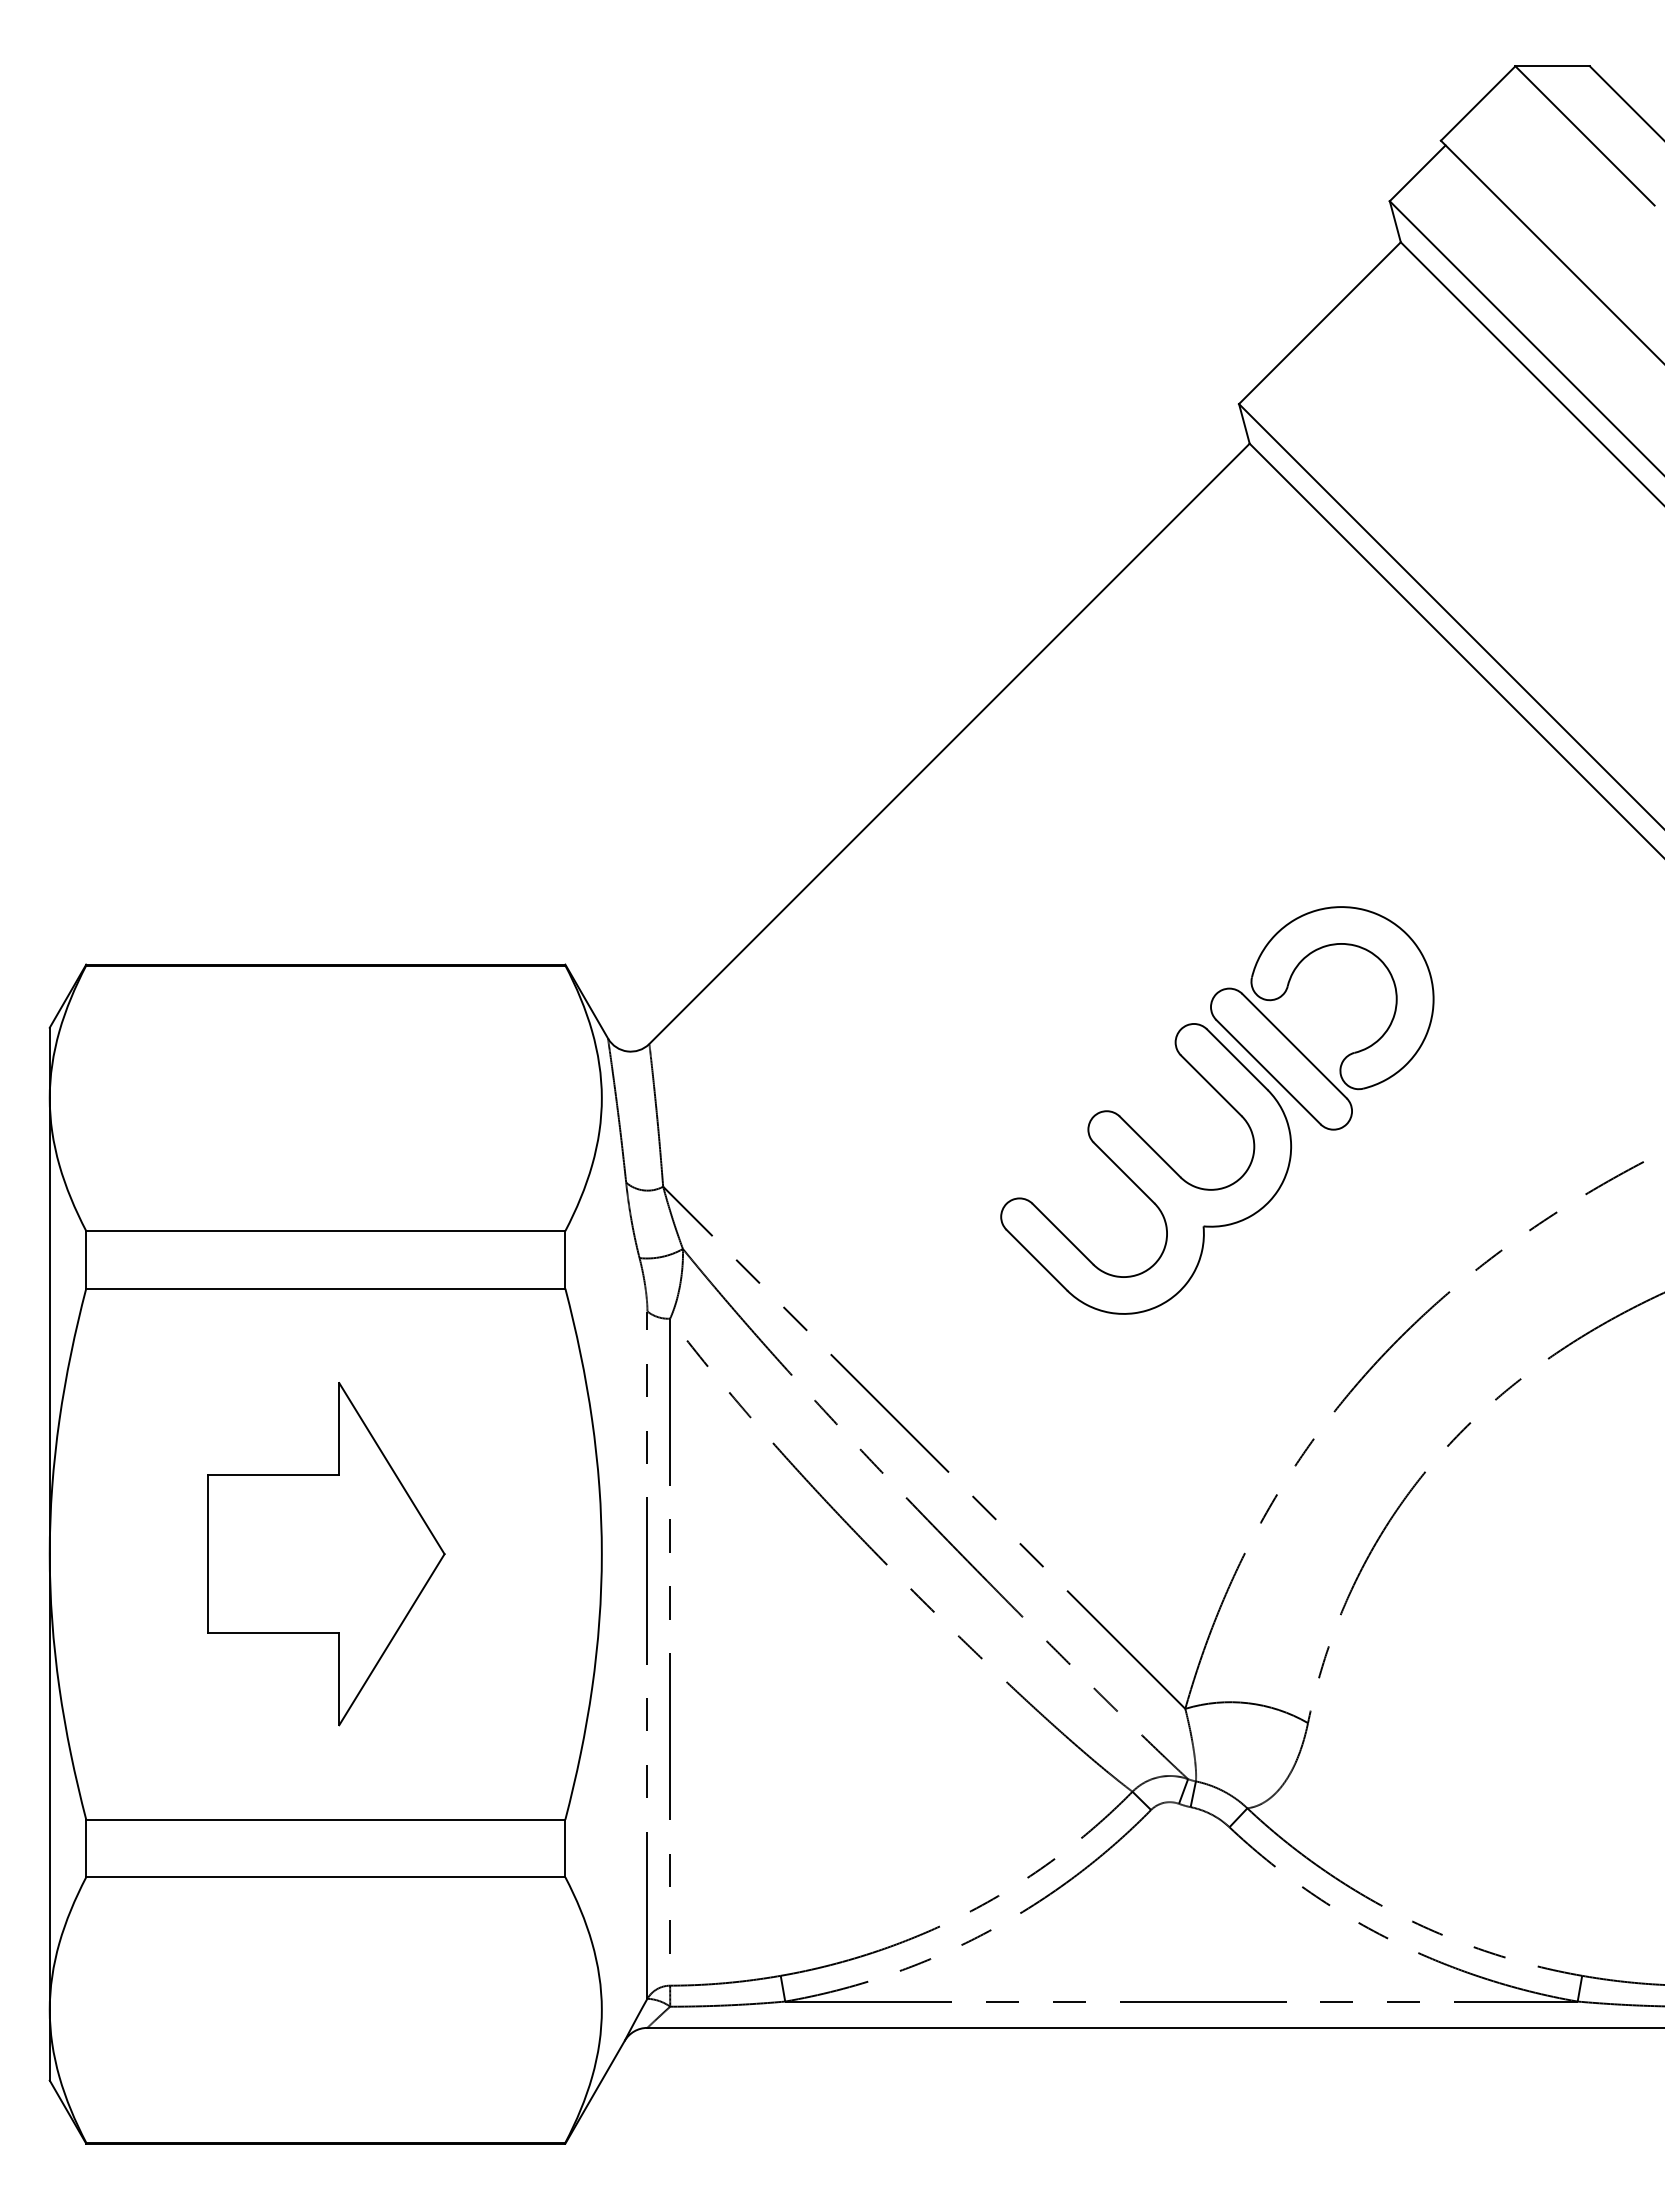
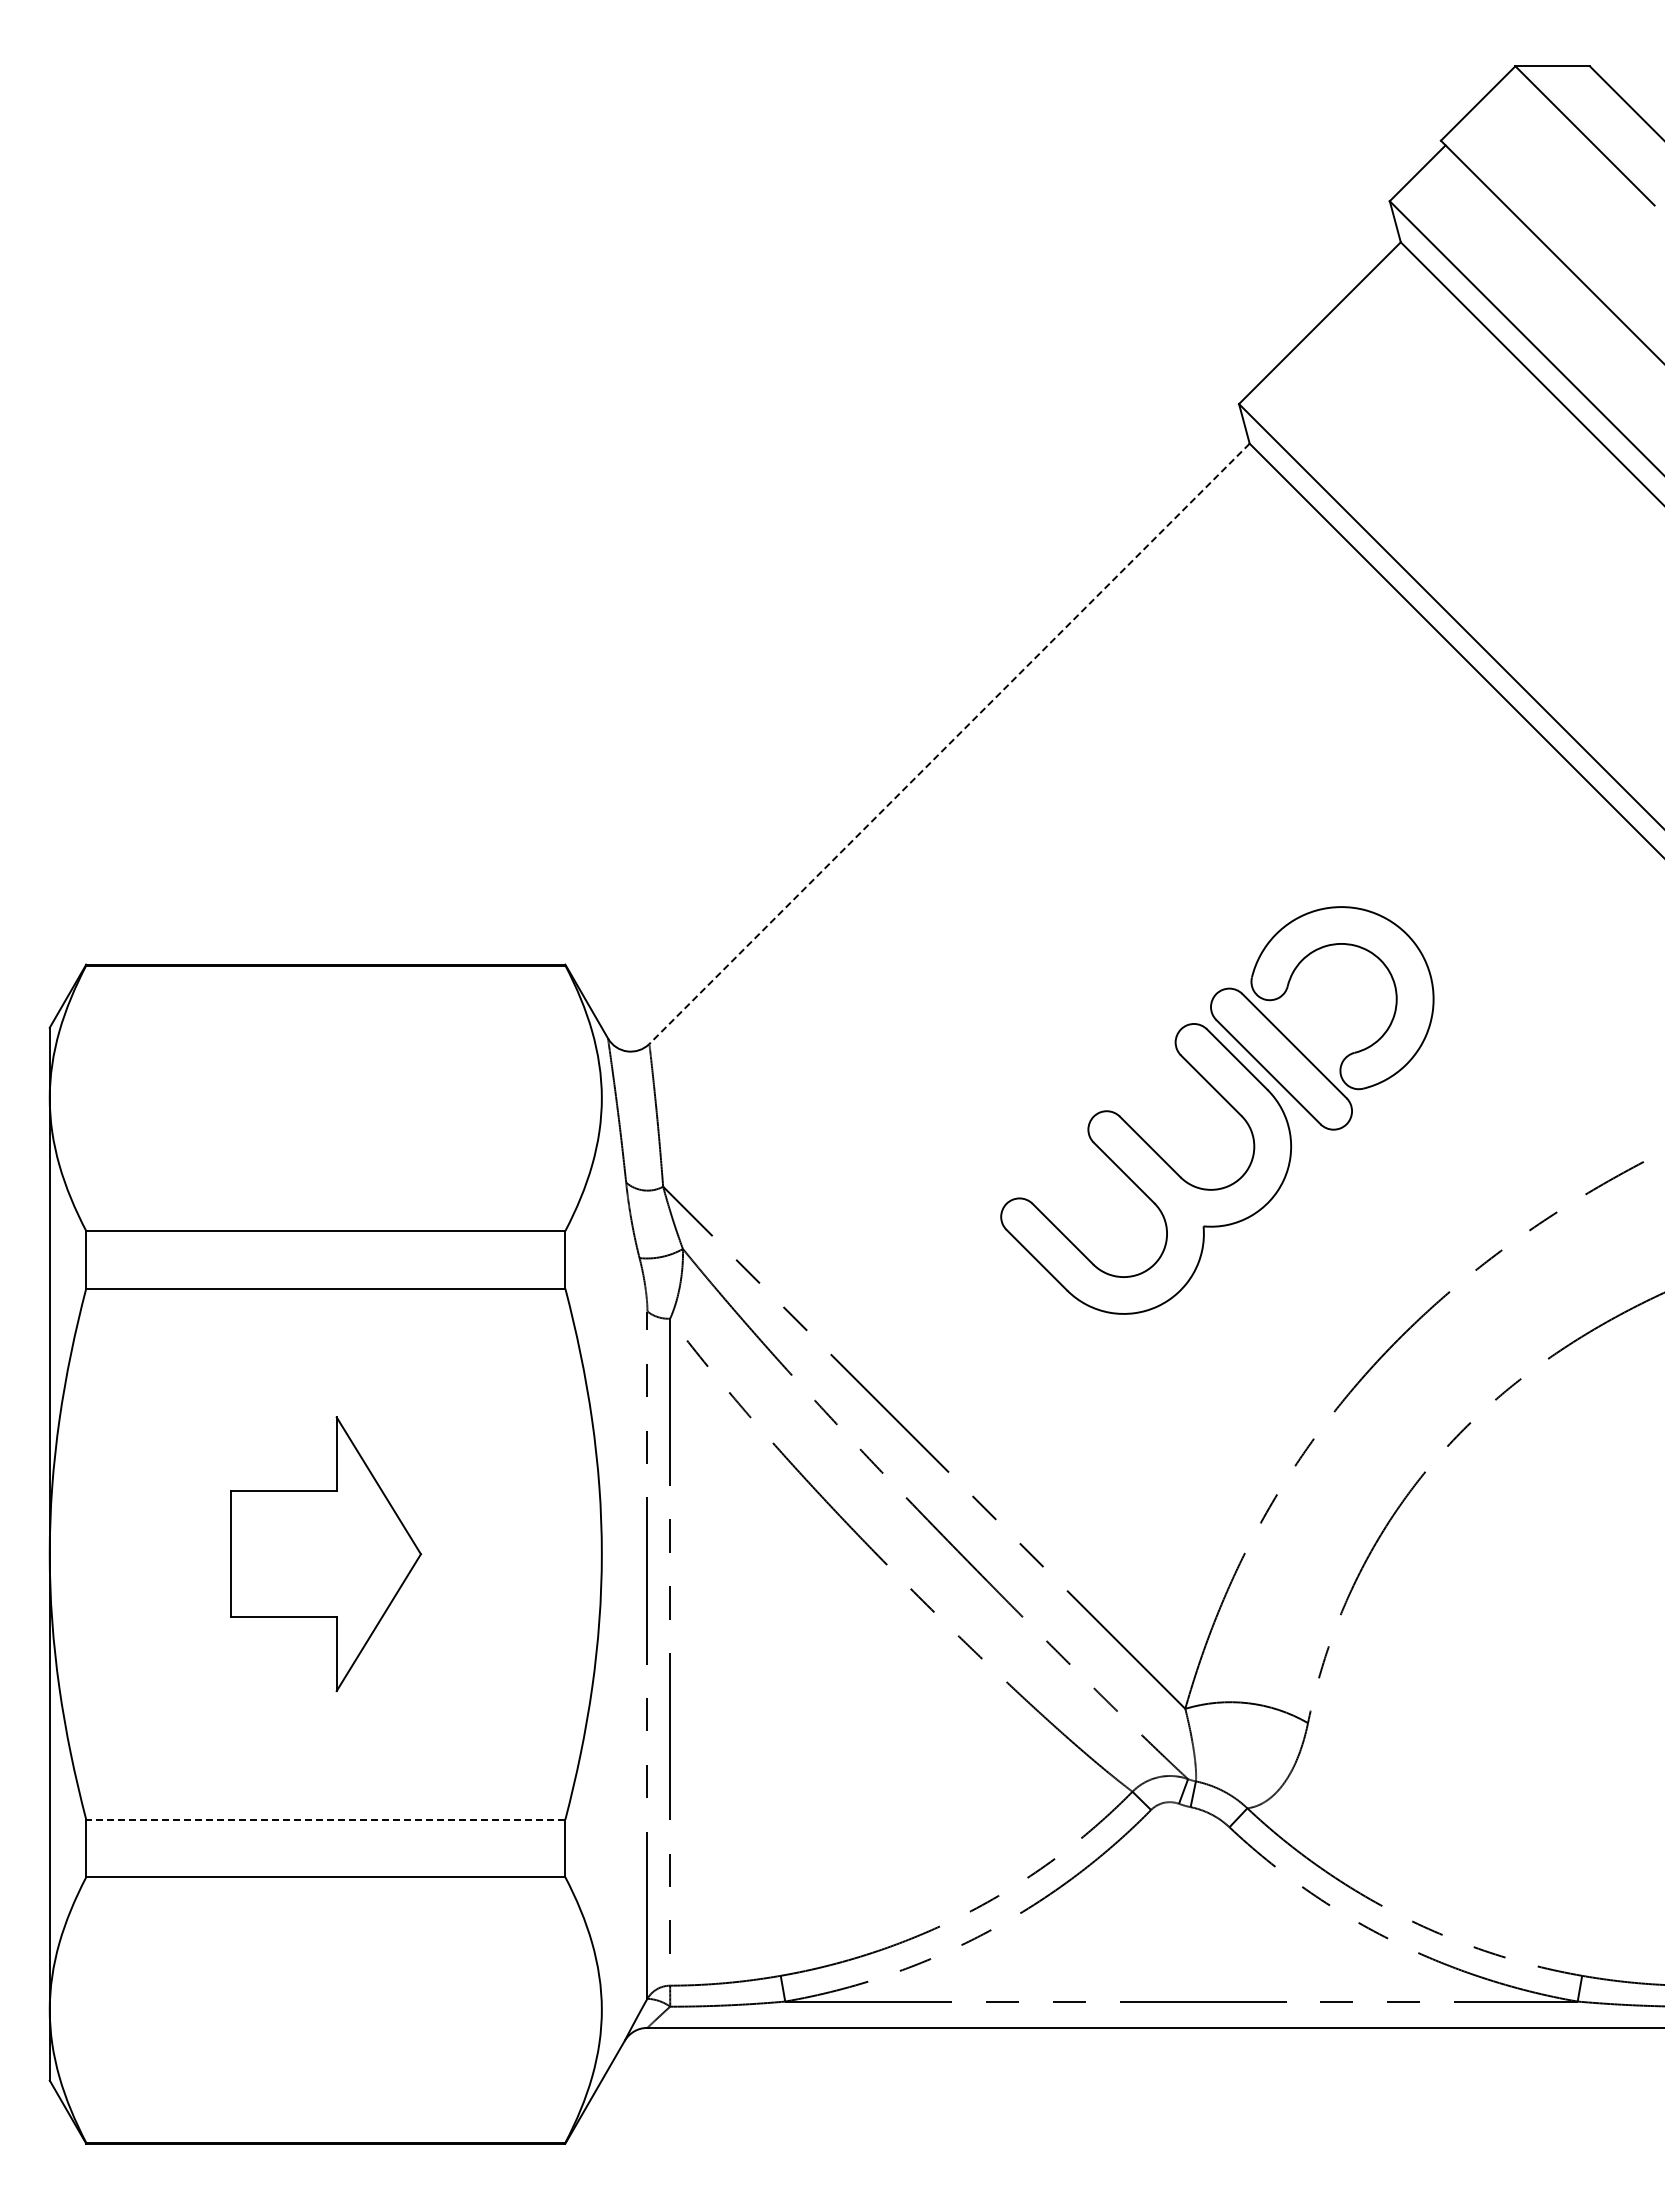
line: solid -> dashed (949, 743)
part size: 239x345 px -> 192x276 px (325, 1553)
line: solid -> dashed (325, 1819)
